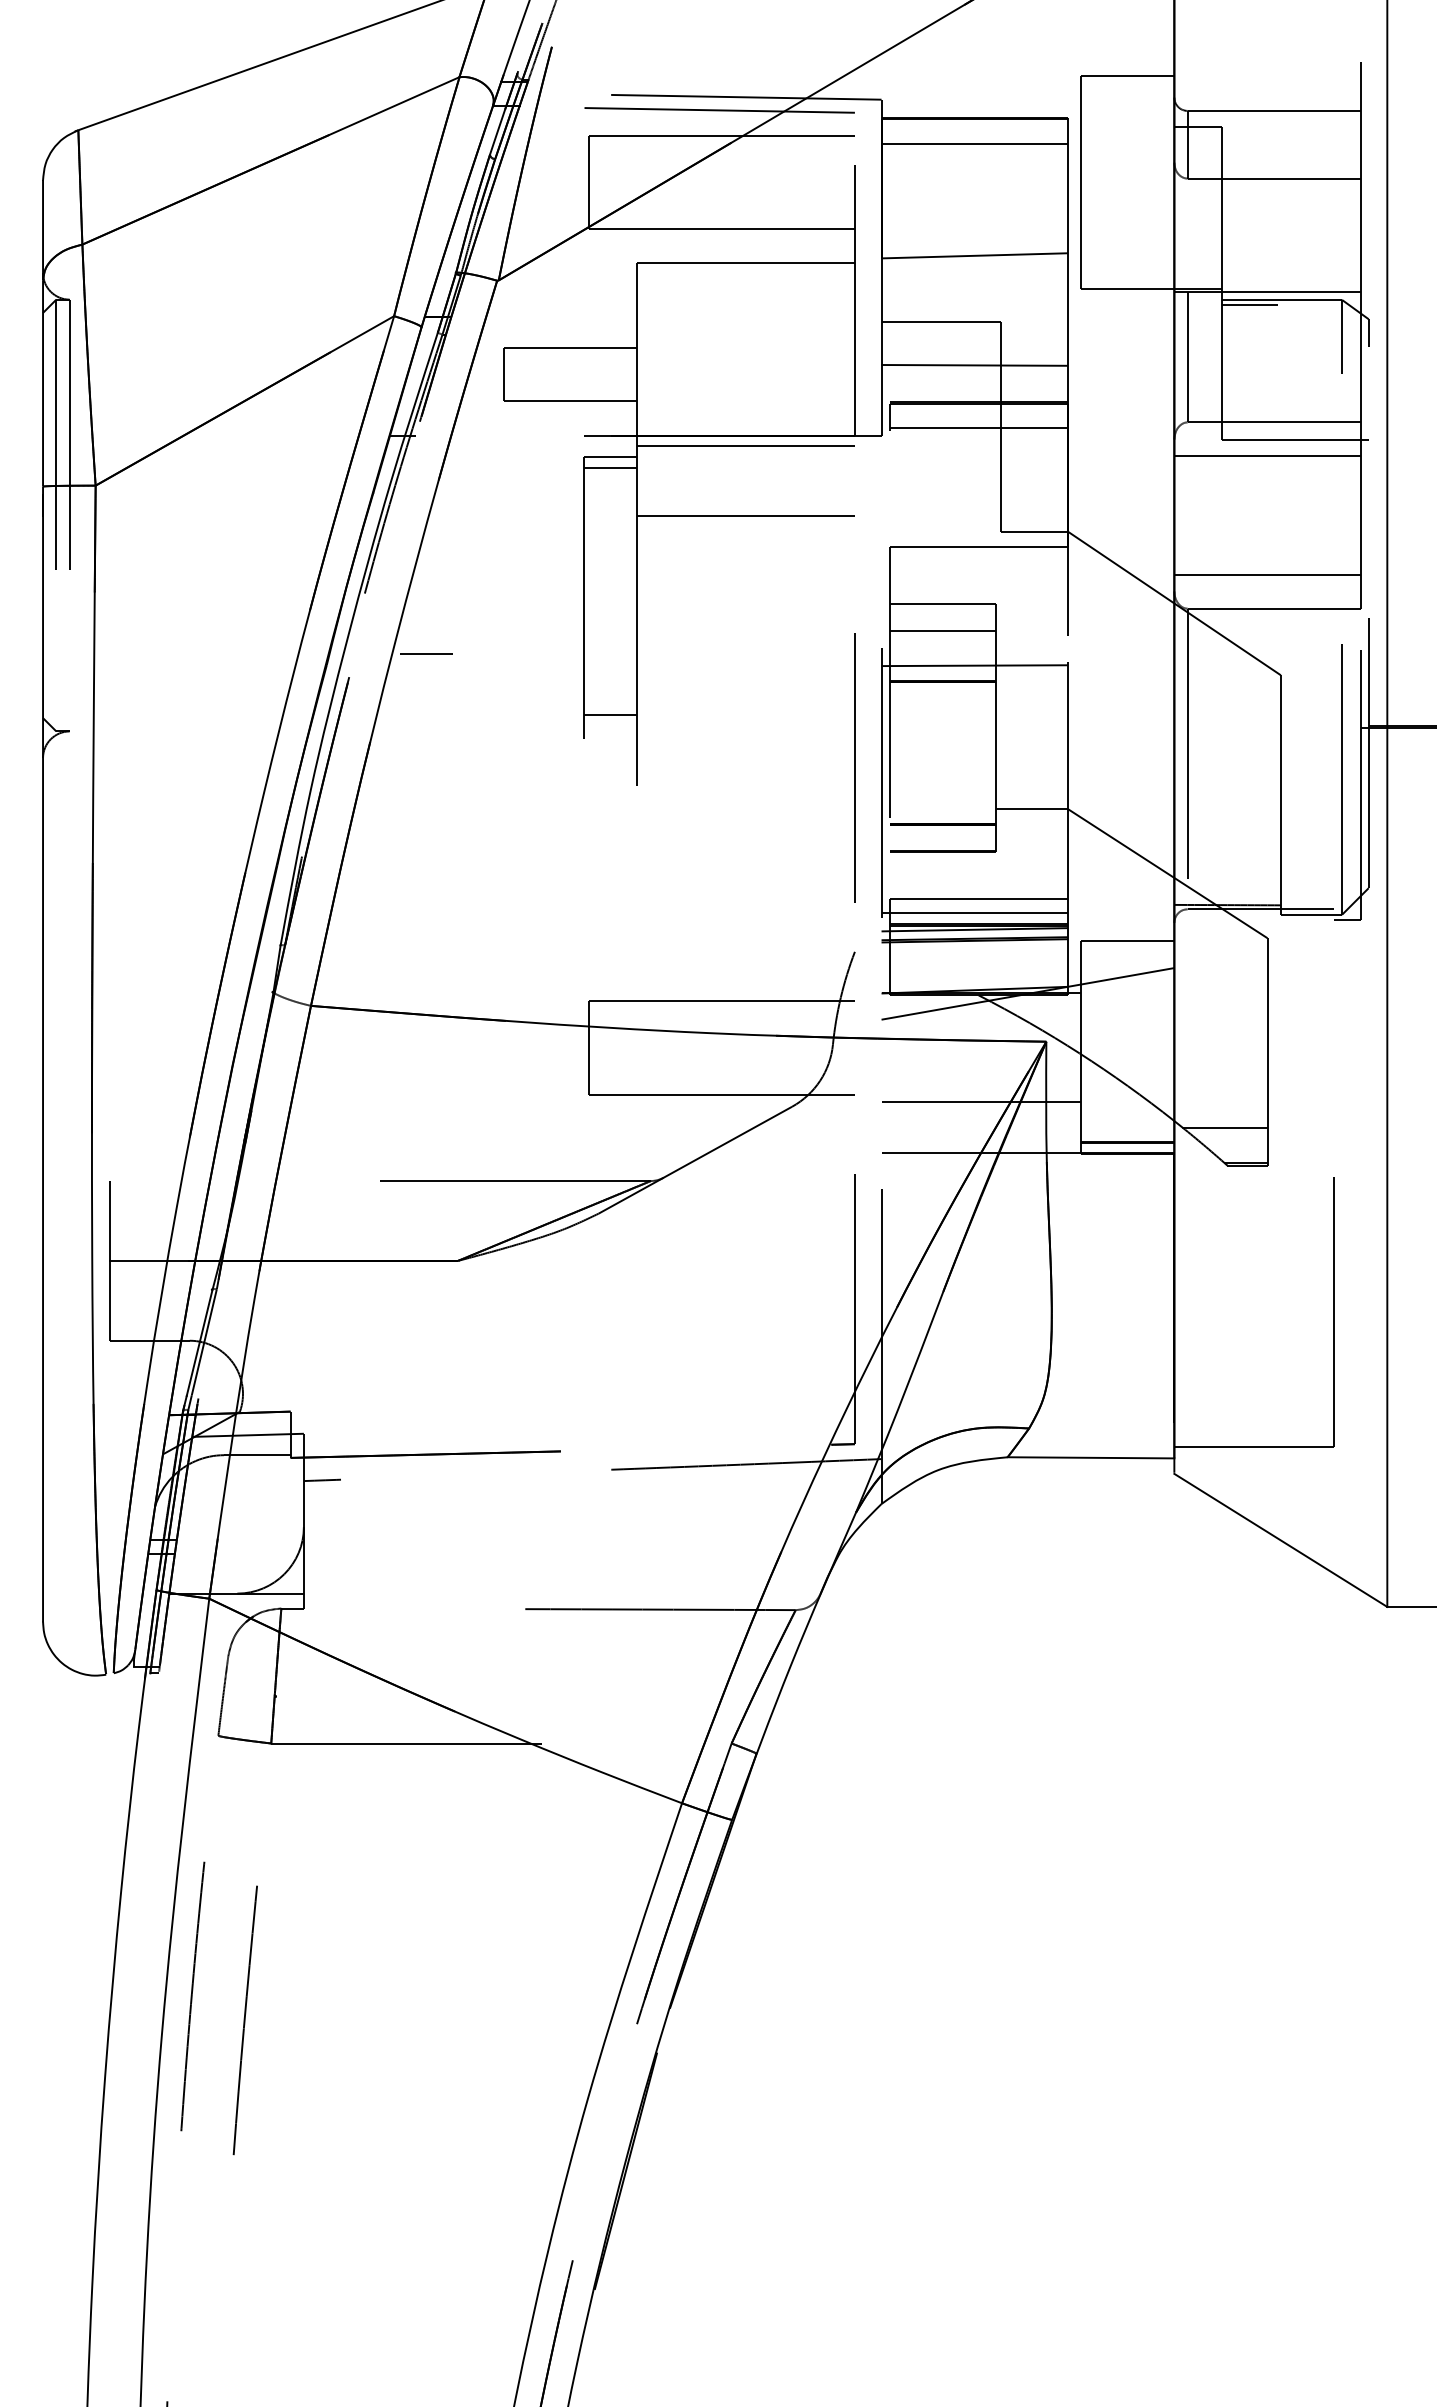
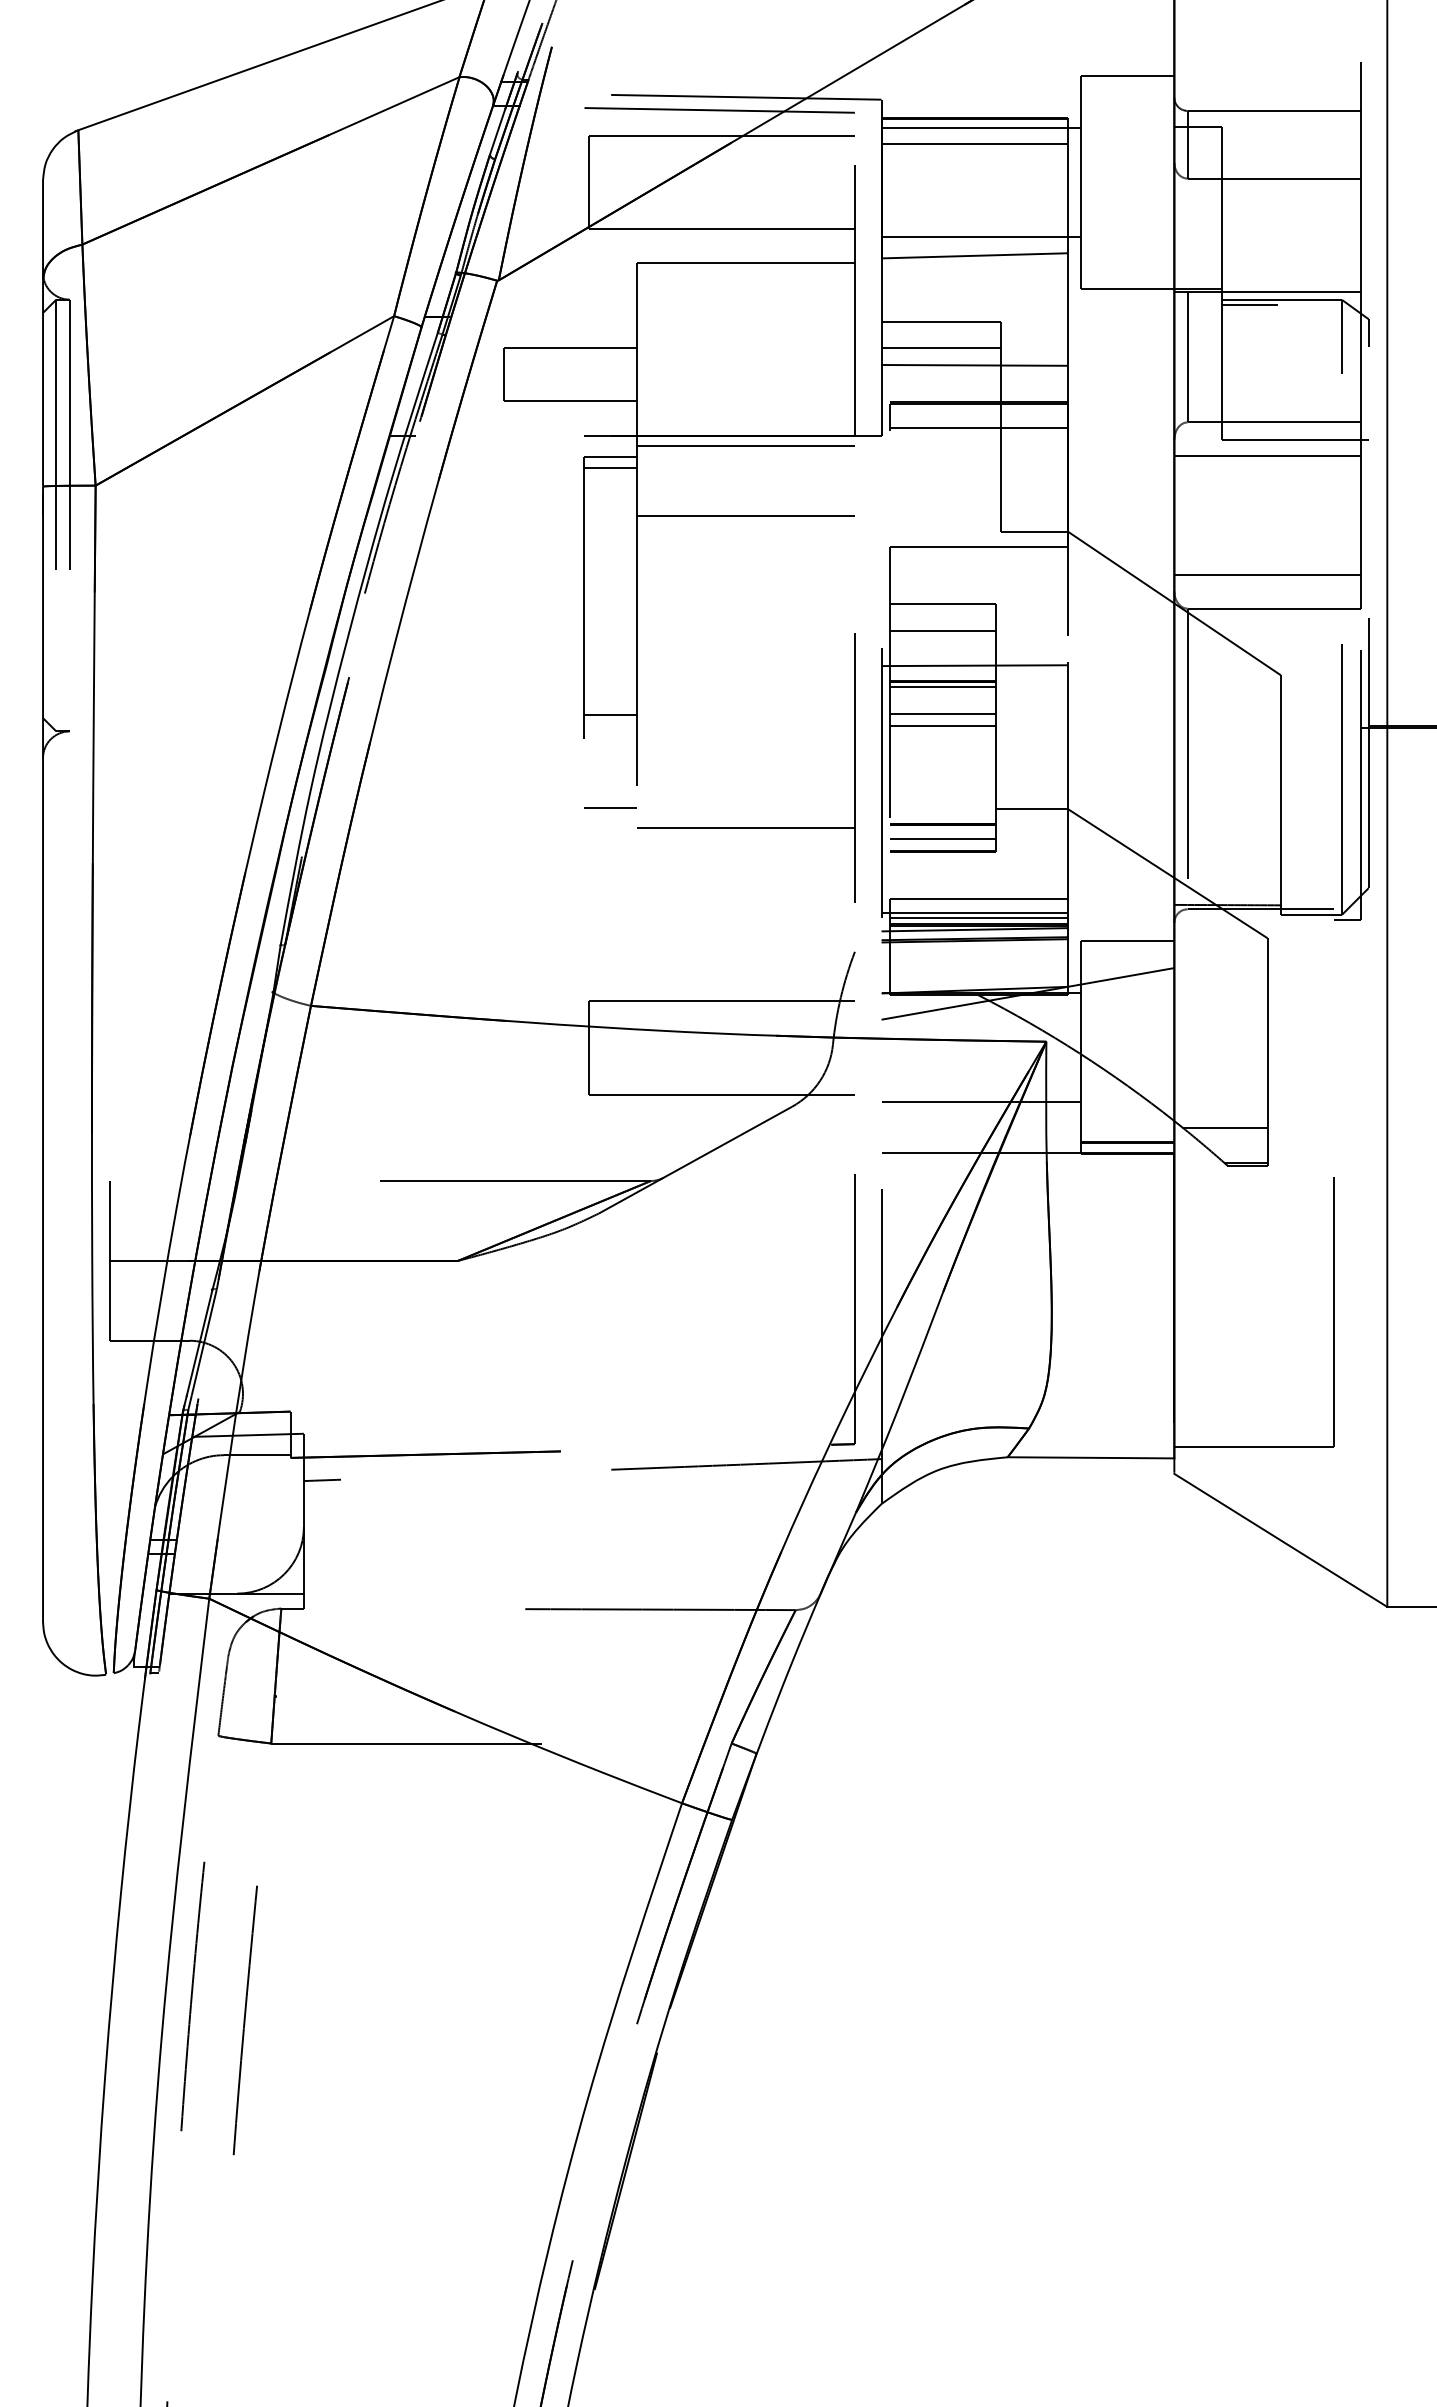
line: none -> present (981, 128)
line: none -> present (981, 237)
line: none -> present (941, 348)
line position: (426, 653) -> (610, 807) (610, 807)
line: none -> present (942, 686)
line: none -> present (942, 714)
line: none -> present (942, 725)
line: none -> present (745, 828)
line: none -> present (942, 838)
line: none -> present (978, 917)
